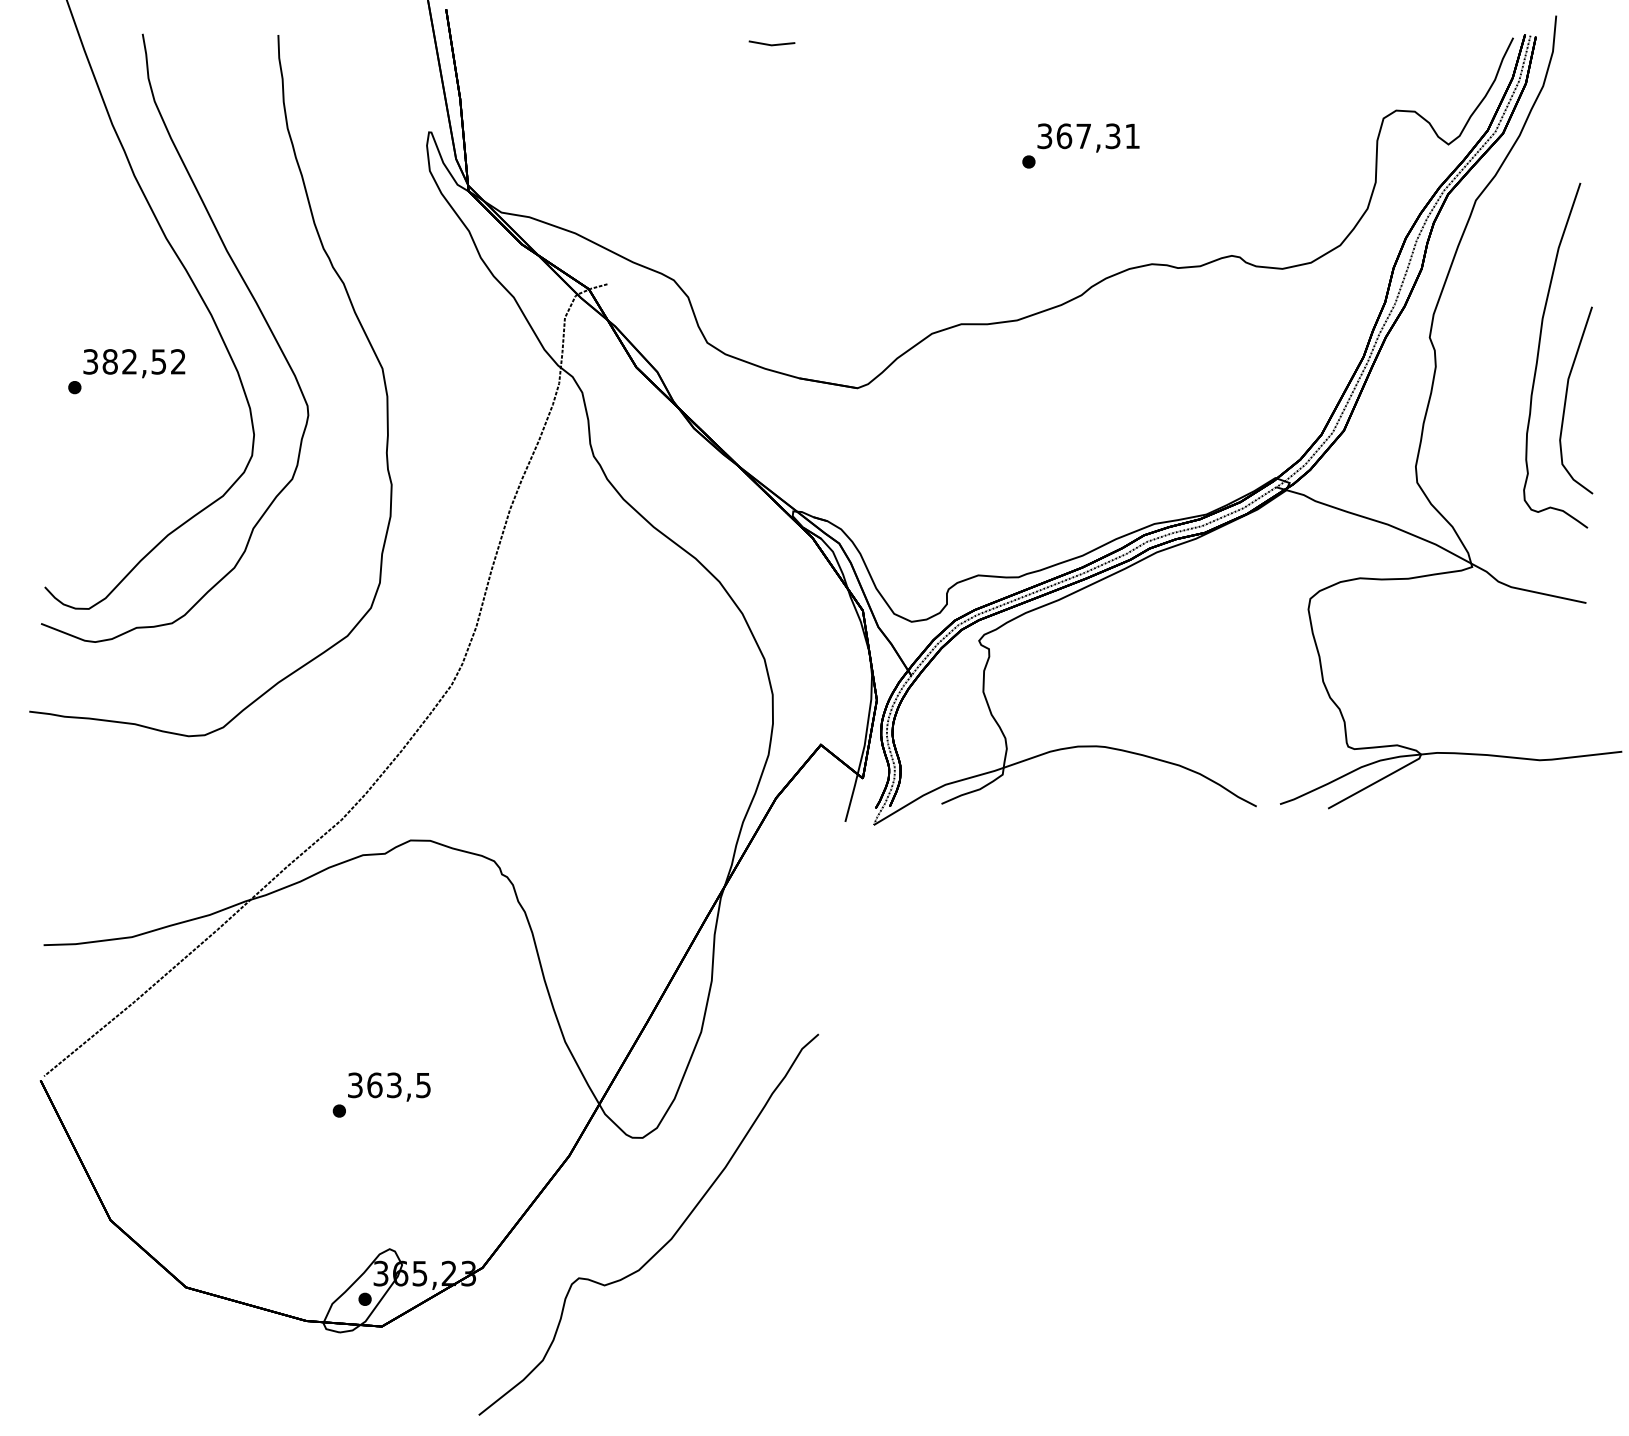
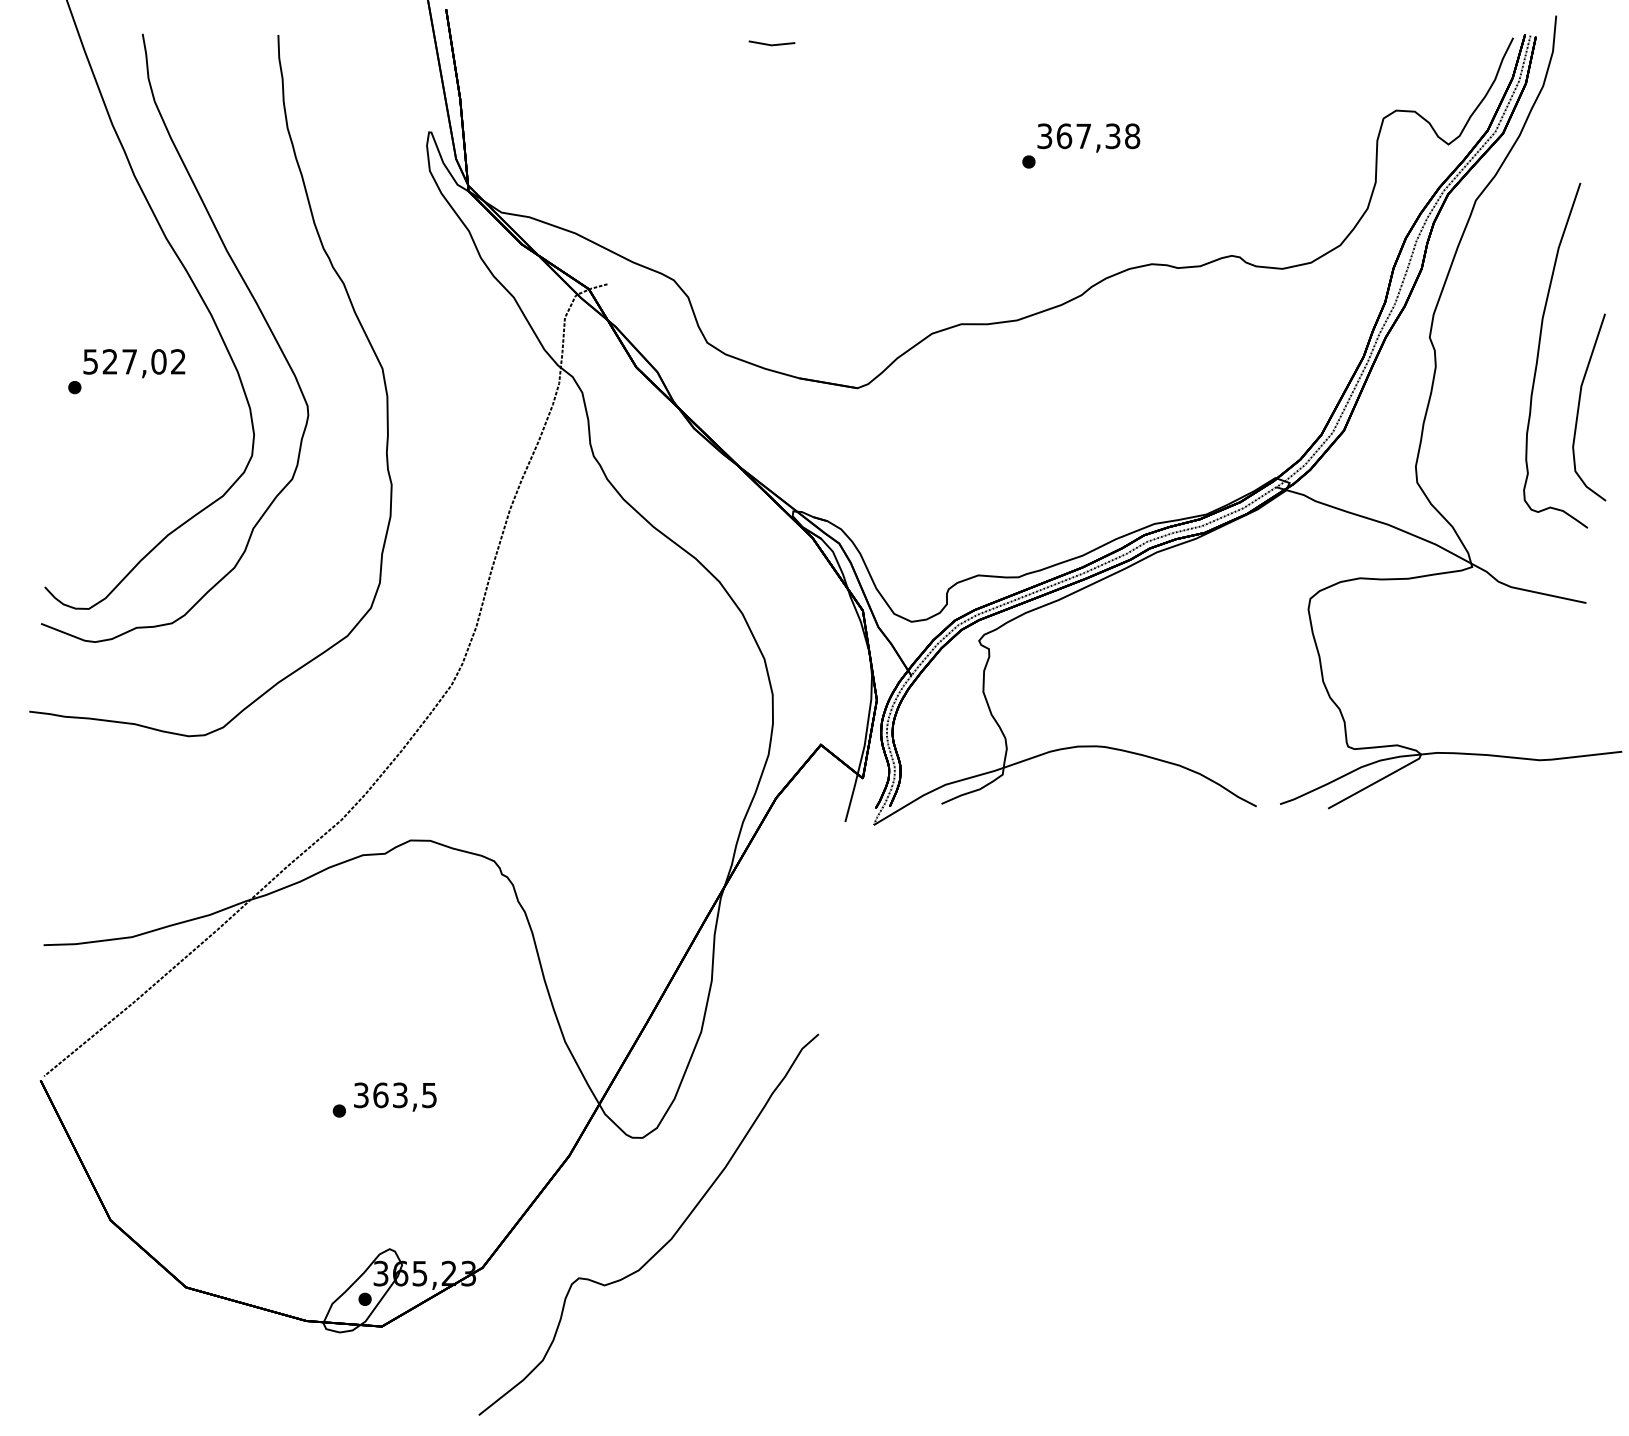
text: 367,31 -> 367,38 (1132, 136)
text: 382,52 -> 527,02 (125, 361)
part position: (1566, 400) -> (1579, 407) (1579, 407)
text position: (389, 1086) -> (395, 1096) (395, 1096)
